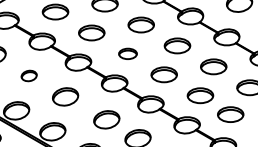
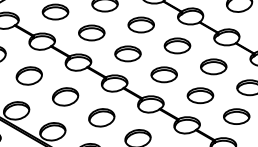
part size: 20x13 px -> 28x18 px (127, 53)
part size: 18x14 px -> 28x20 px (28, 75)
part position: (230, 114) -> (236, 116) (236, 116)
part position: (106, 119) -> (101, 117) (101, 117)
